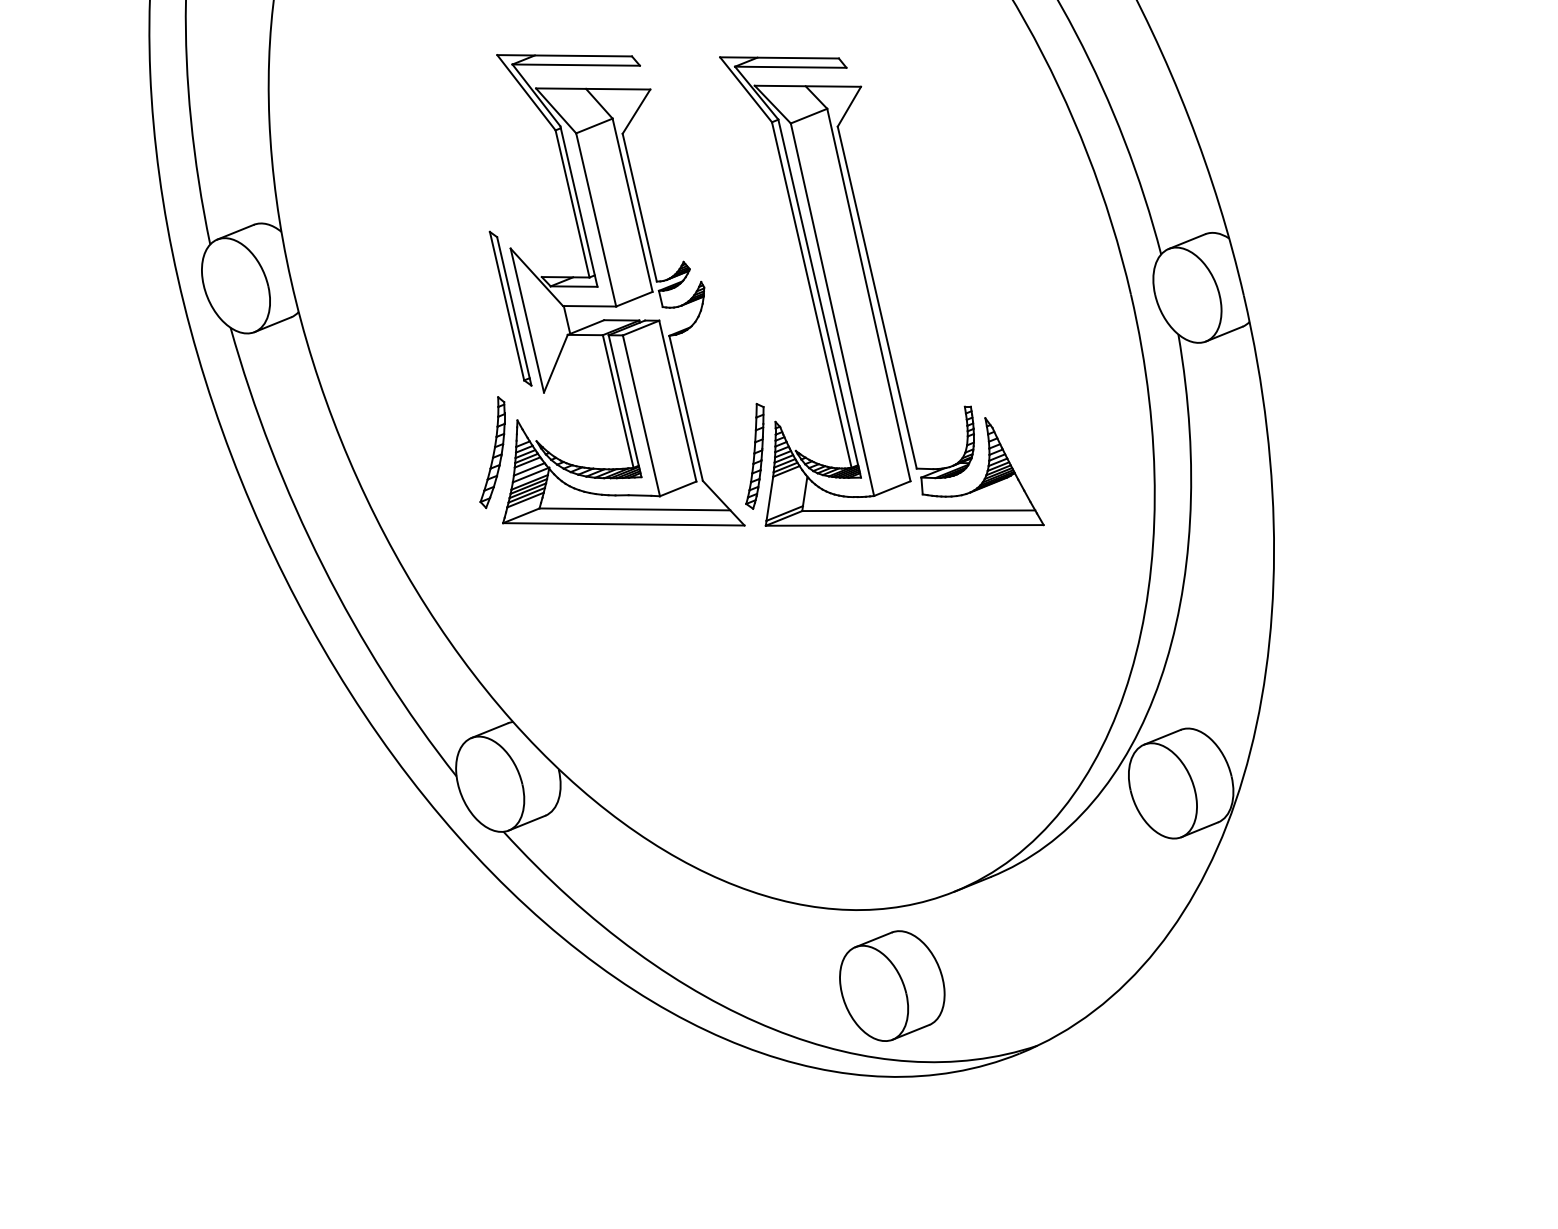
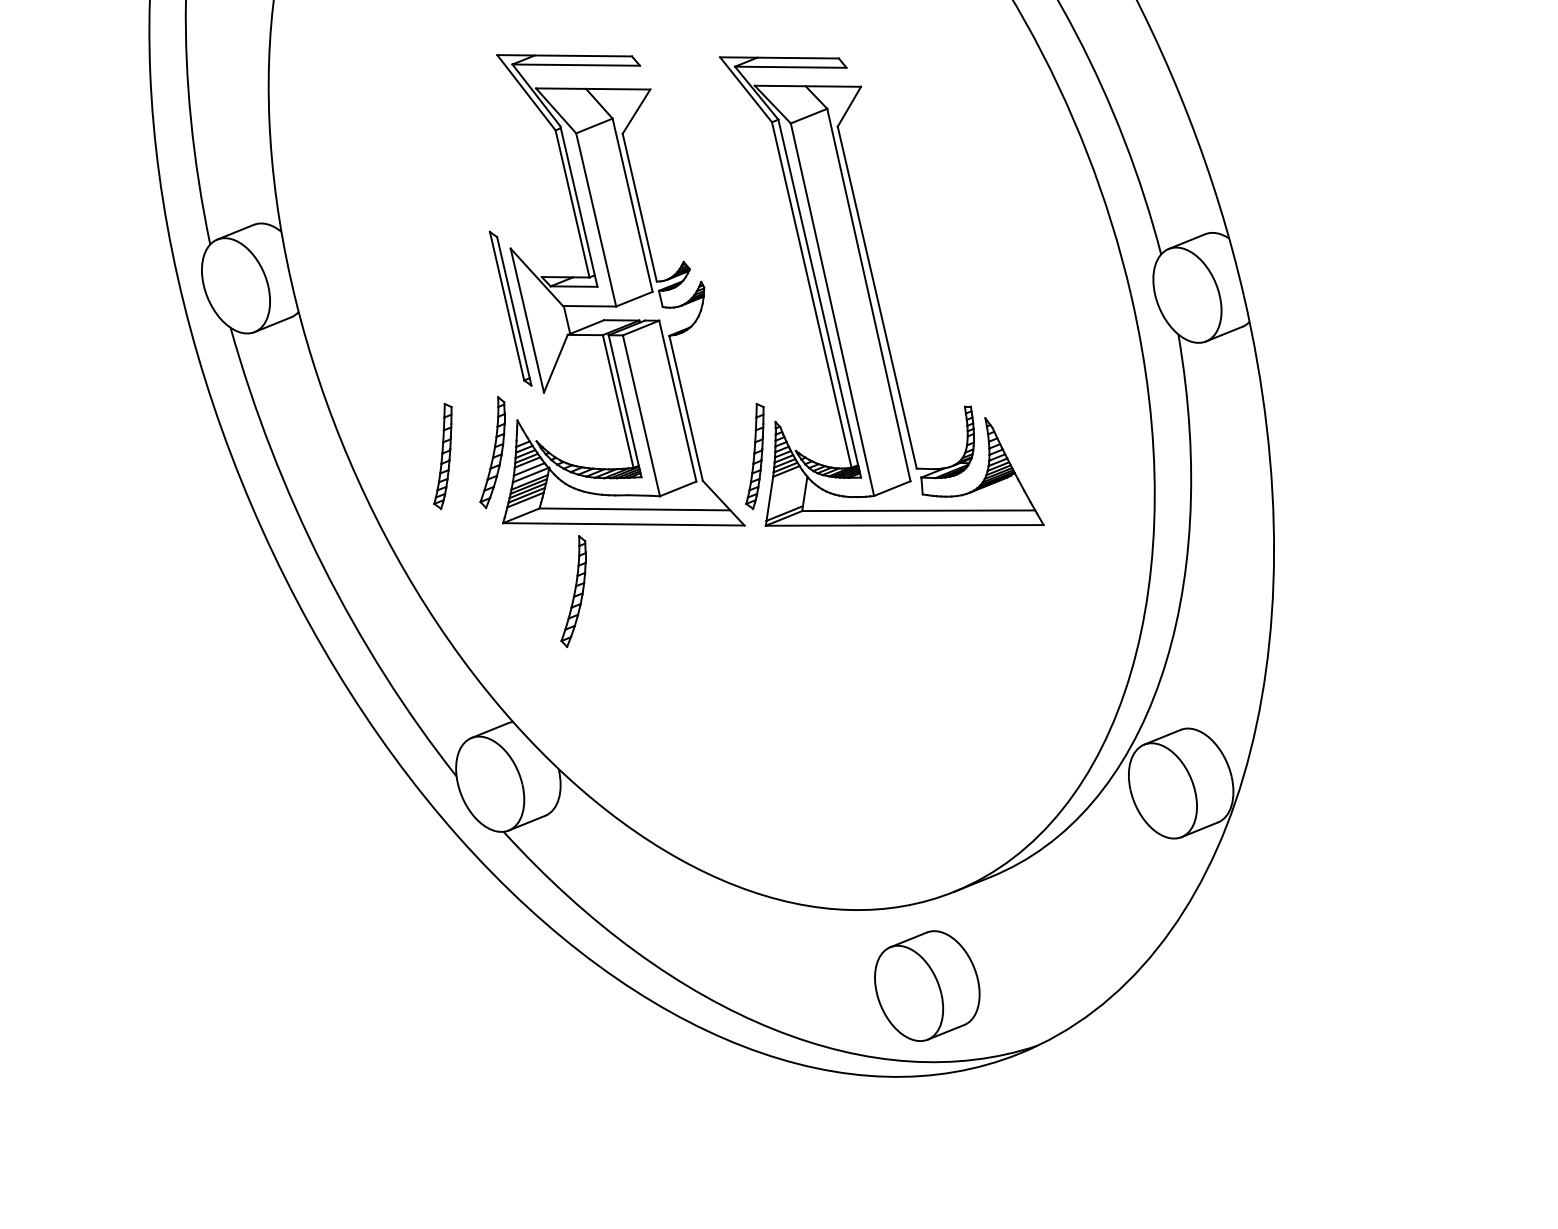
part: none -> present (442, 456)
part: none -> present (573, 591)
part position: (892, 985) -> (927, 985) (927, 985)
